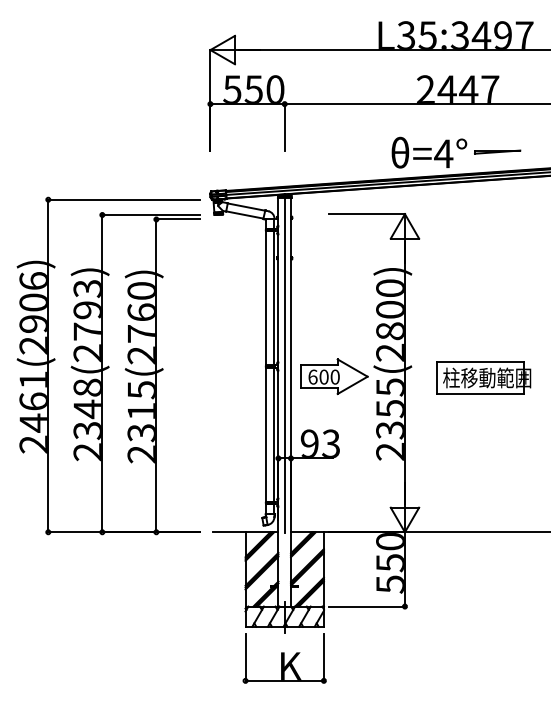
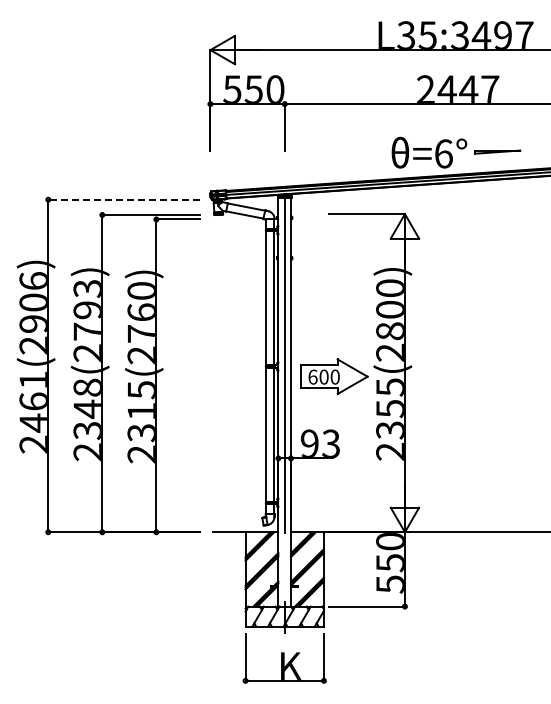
text: =4° -> =6° (443, 153)
line: solid -> dashed (123, 199)
part: present -> none (483, 377)
